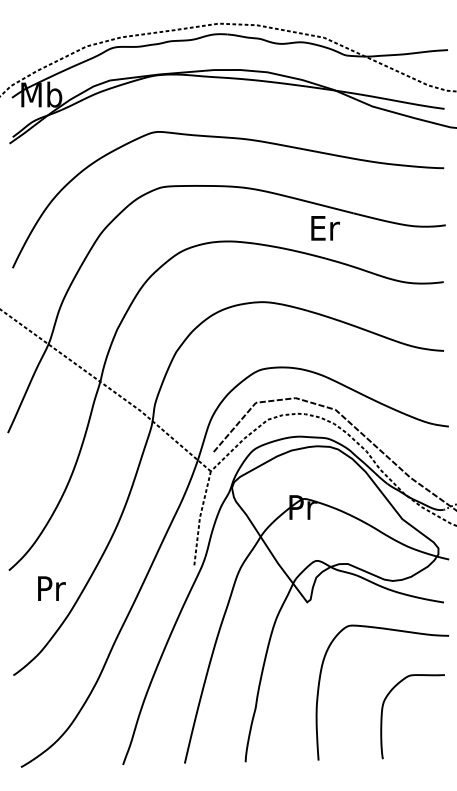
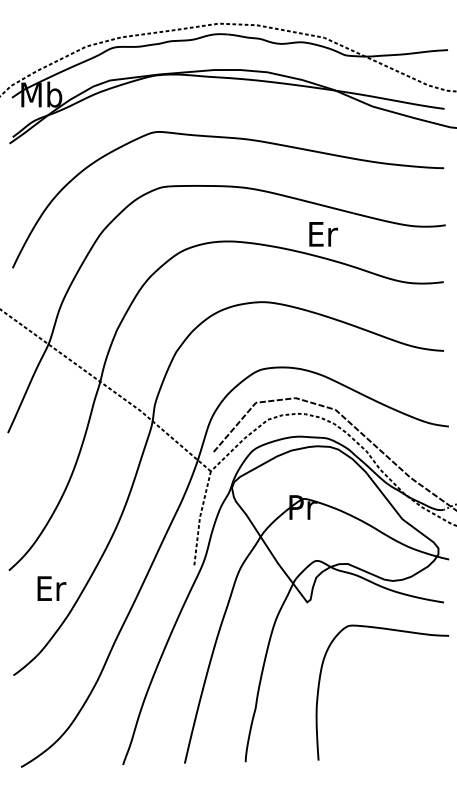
text position: (325, 228) -> (323, 234) (323, 234)
text: Pr -> Er (51, 588)
curve: present -> none (383, 709)
